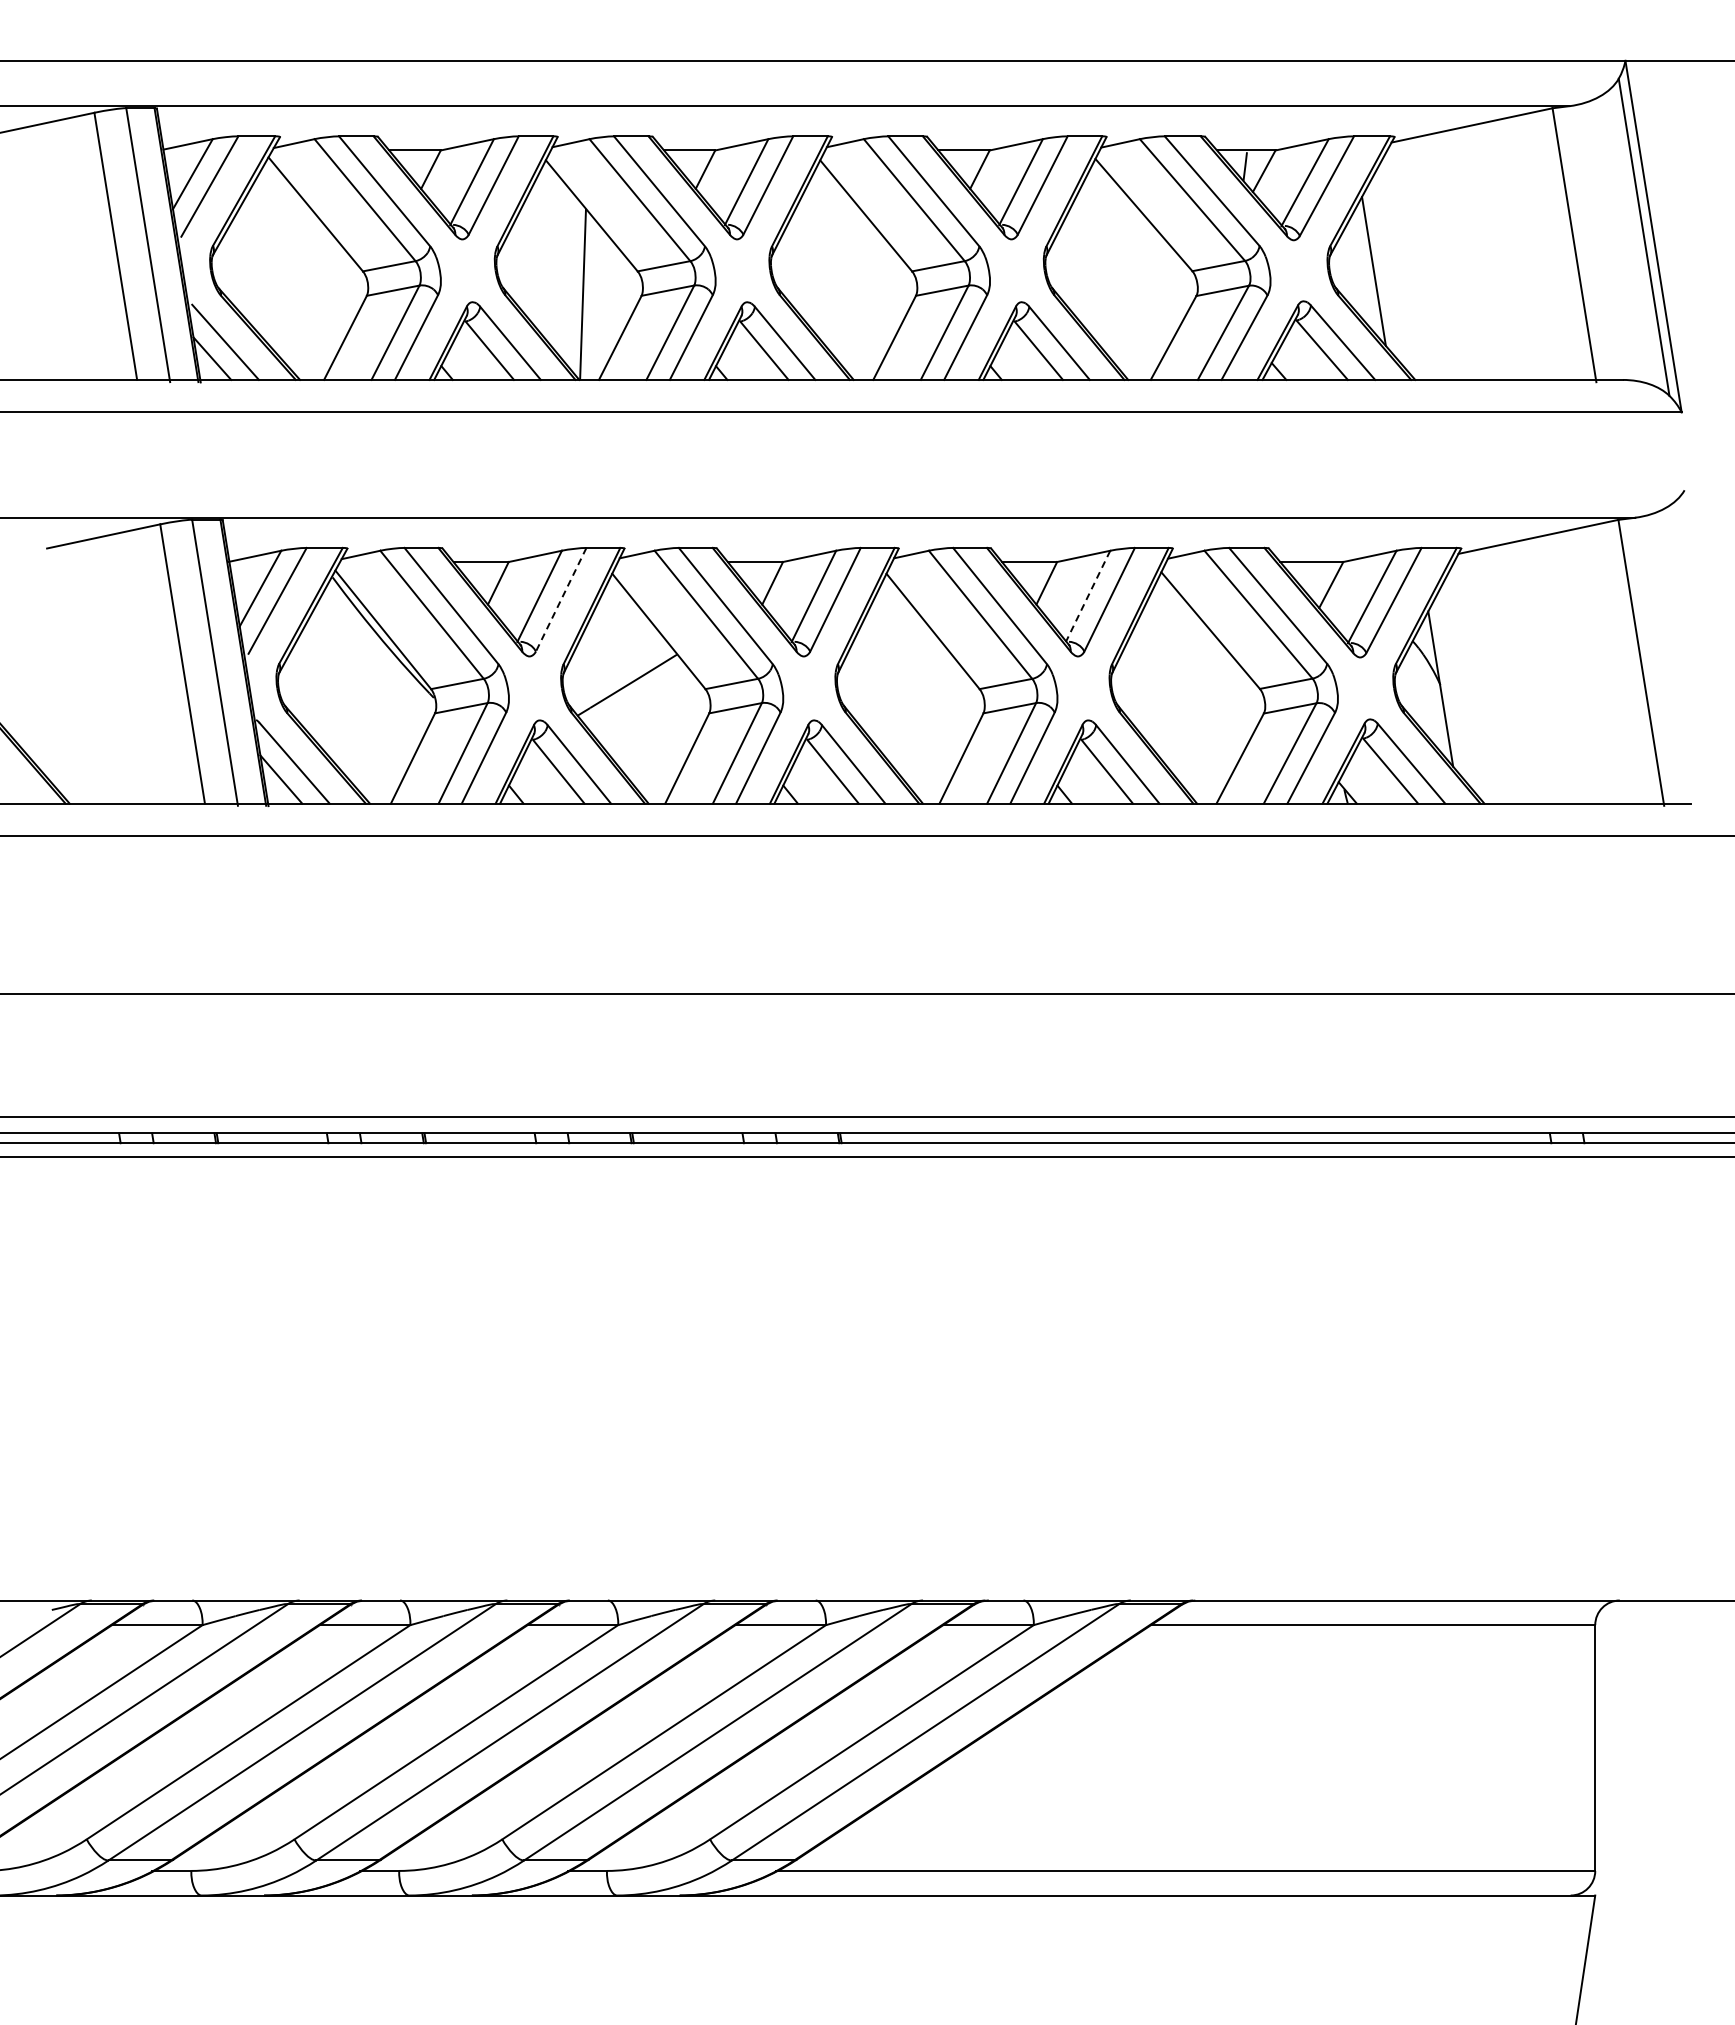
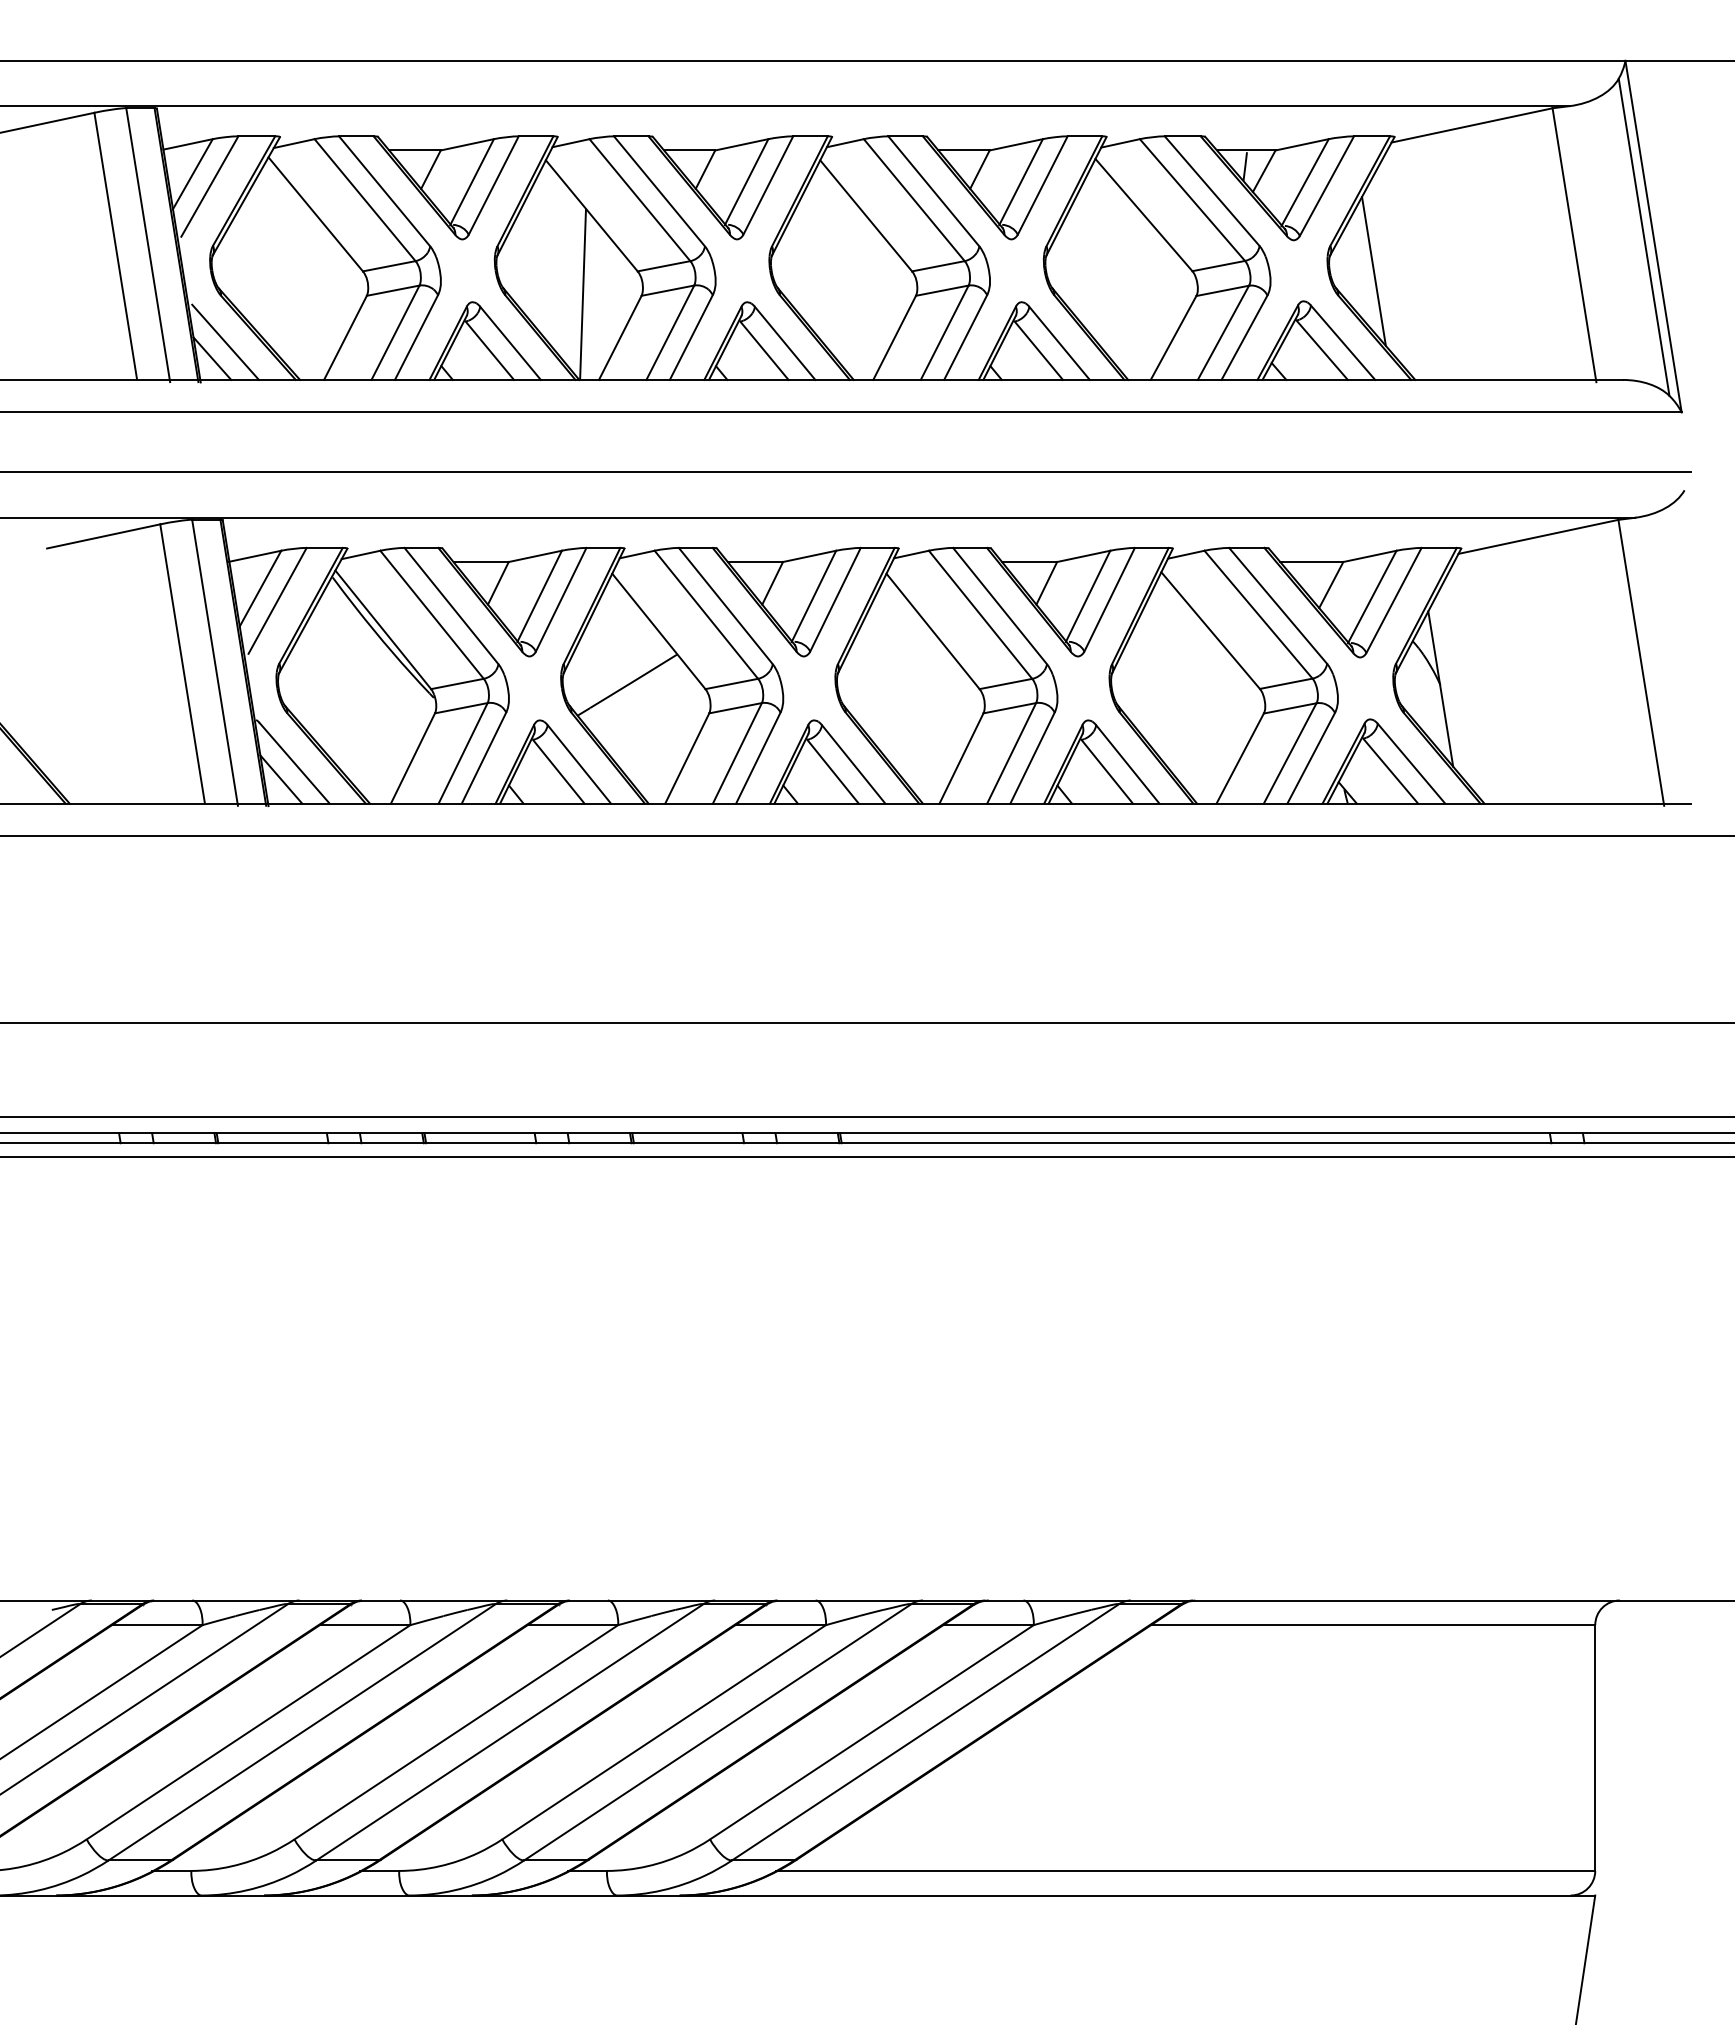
line: none -> present (846, 472)
line: dashed -> solid (1088, 596)
line: dashed -> solid (561, 599)
line position: (866, 994) -> (866, 1023) (866, 1023)
